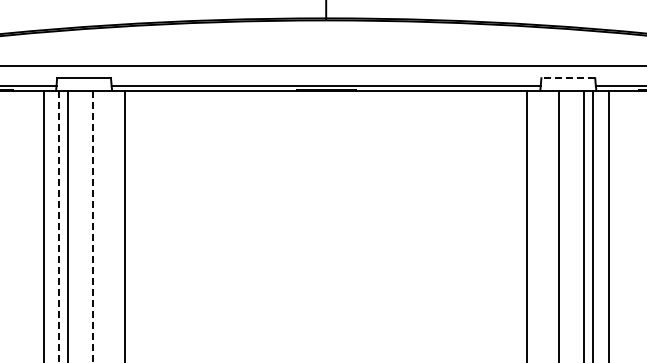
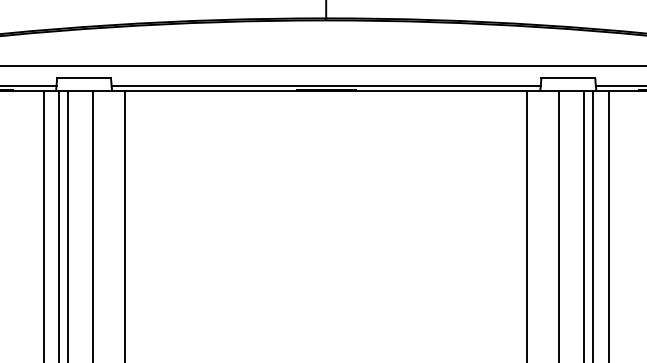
line: dashed -> solid (568, 78)
line: dashed -> solid (59, 226)
line: dashed -> solid (93, 226)
